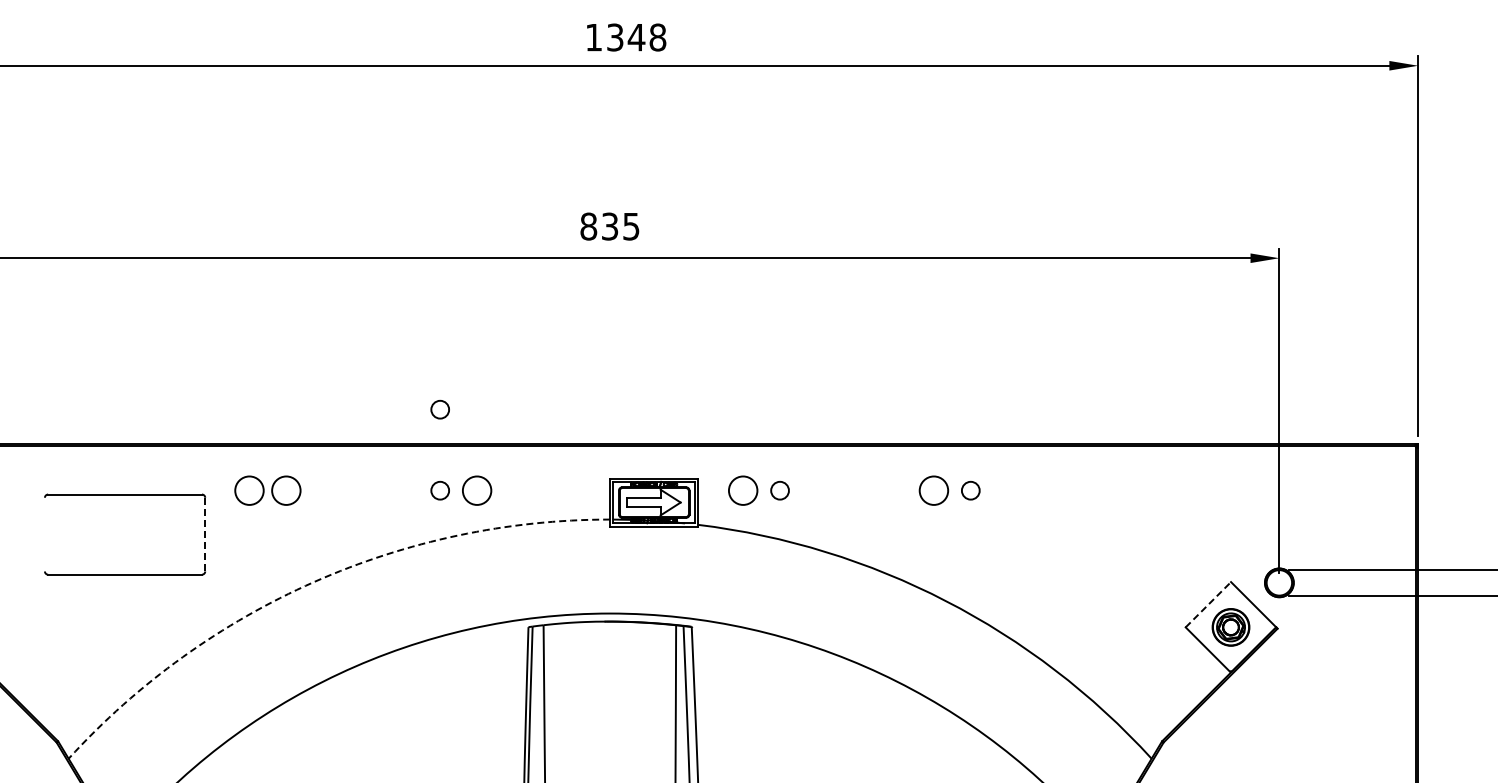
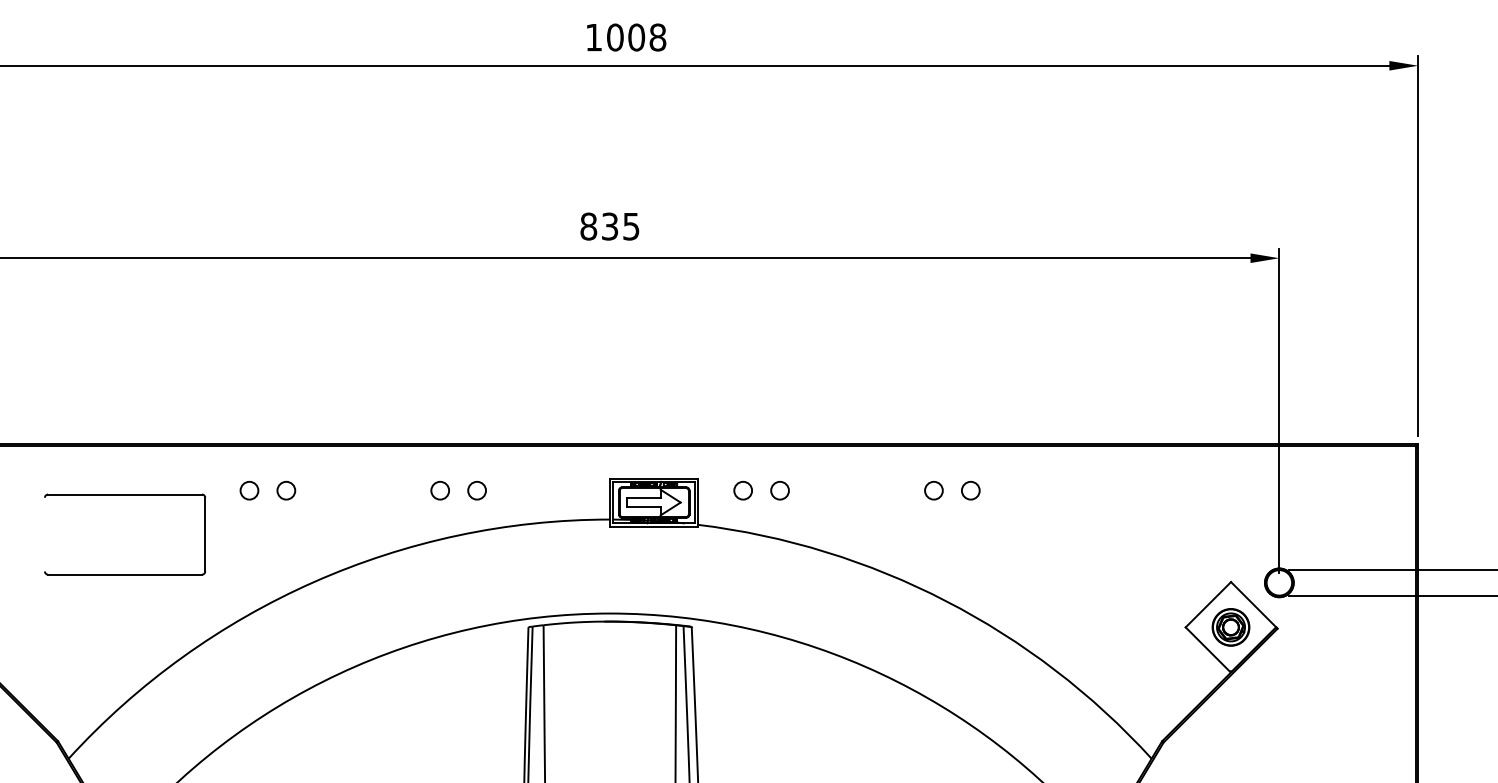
text: 1348 -> 1008 (626, 37)
circle: present -> none (439, 409)
circle diameter: 28 px -> 18 px (249, 490)
circle diameter: 28 px -> 18 px (286, 490)
circle diameter: 28 px -> 18 px (477, 490)
circle diameter: 28 px -> 18 px (743, 490)
circle diameter: 28 px -> 18 px (933, 490)
line: dashed -> solid (205, 534)
arc: dashed -> solid (314, 582)
line: dashed -> solid (1208, 604)
